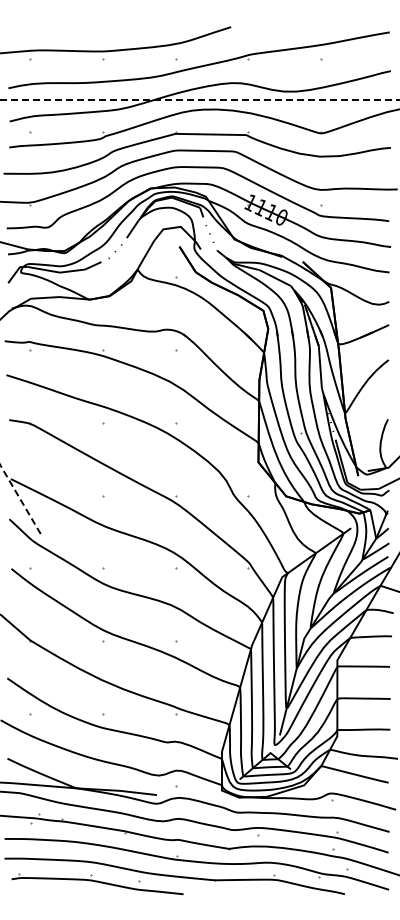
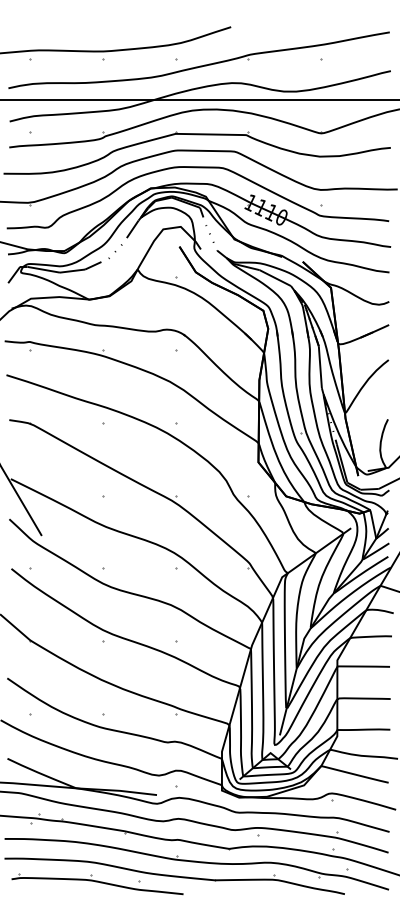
line: dashed -> solid (200, 99)
line: dashed -> solid (20, 500)
